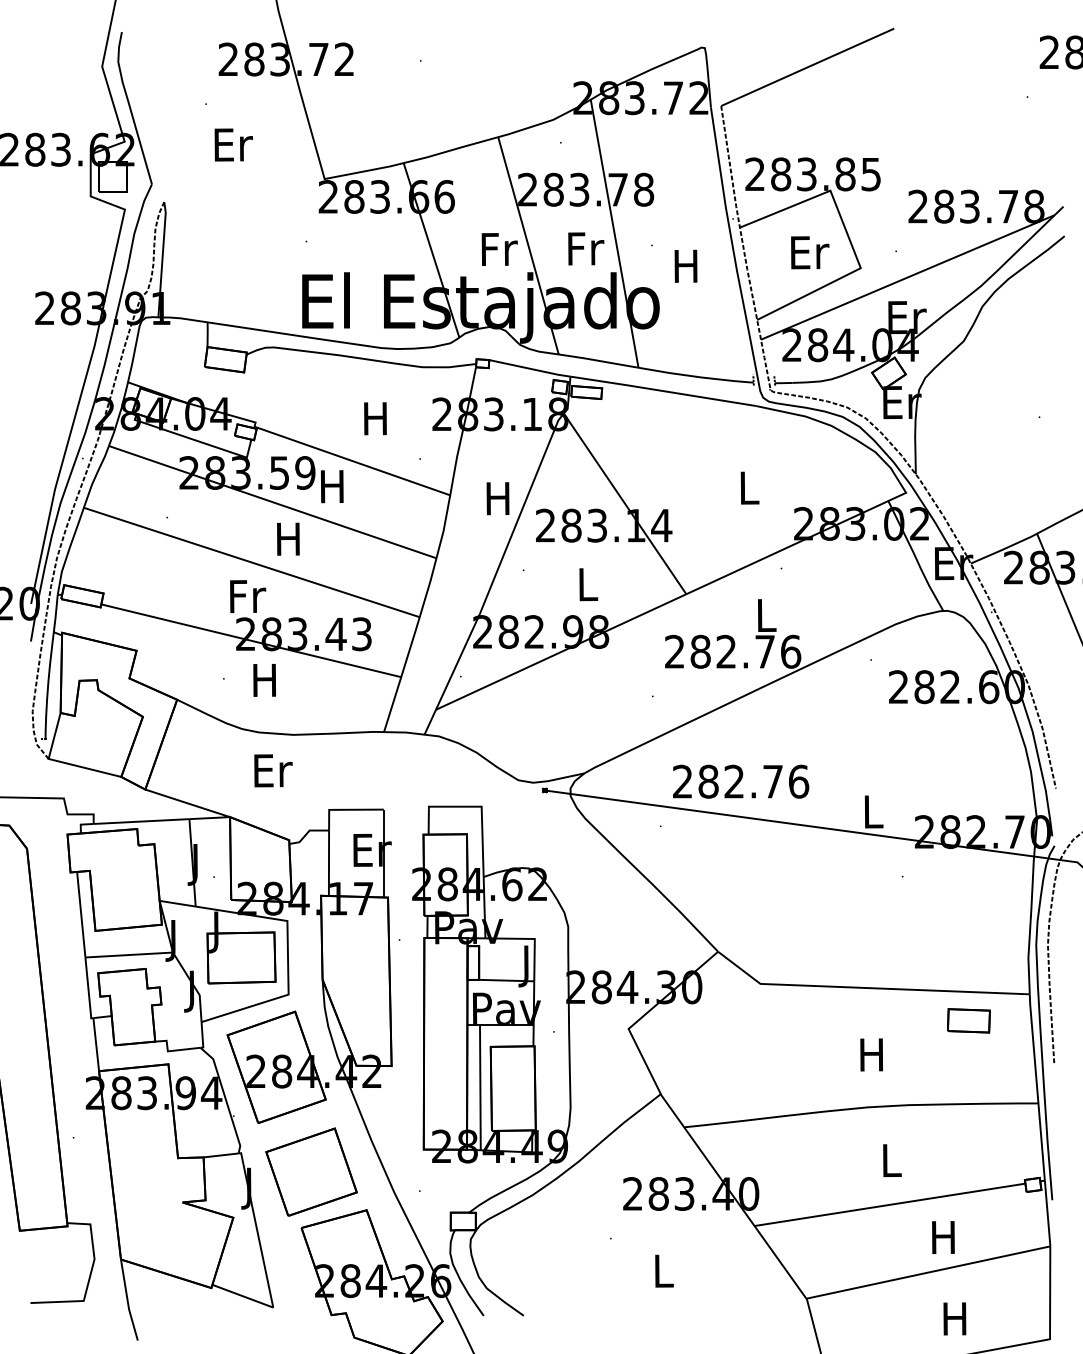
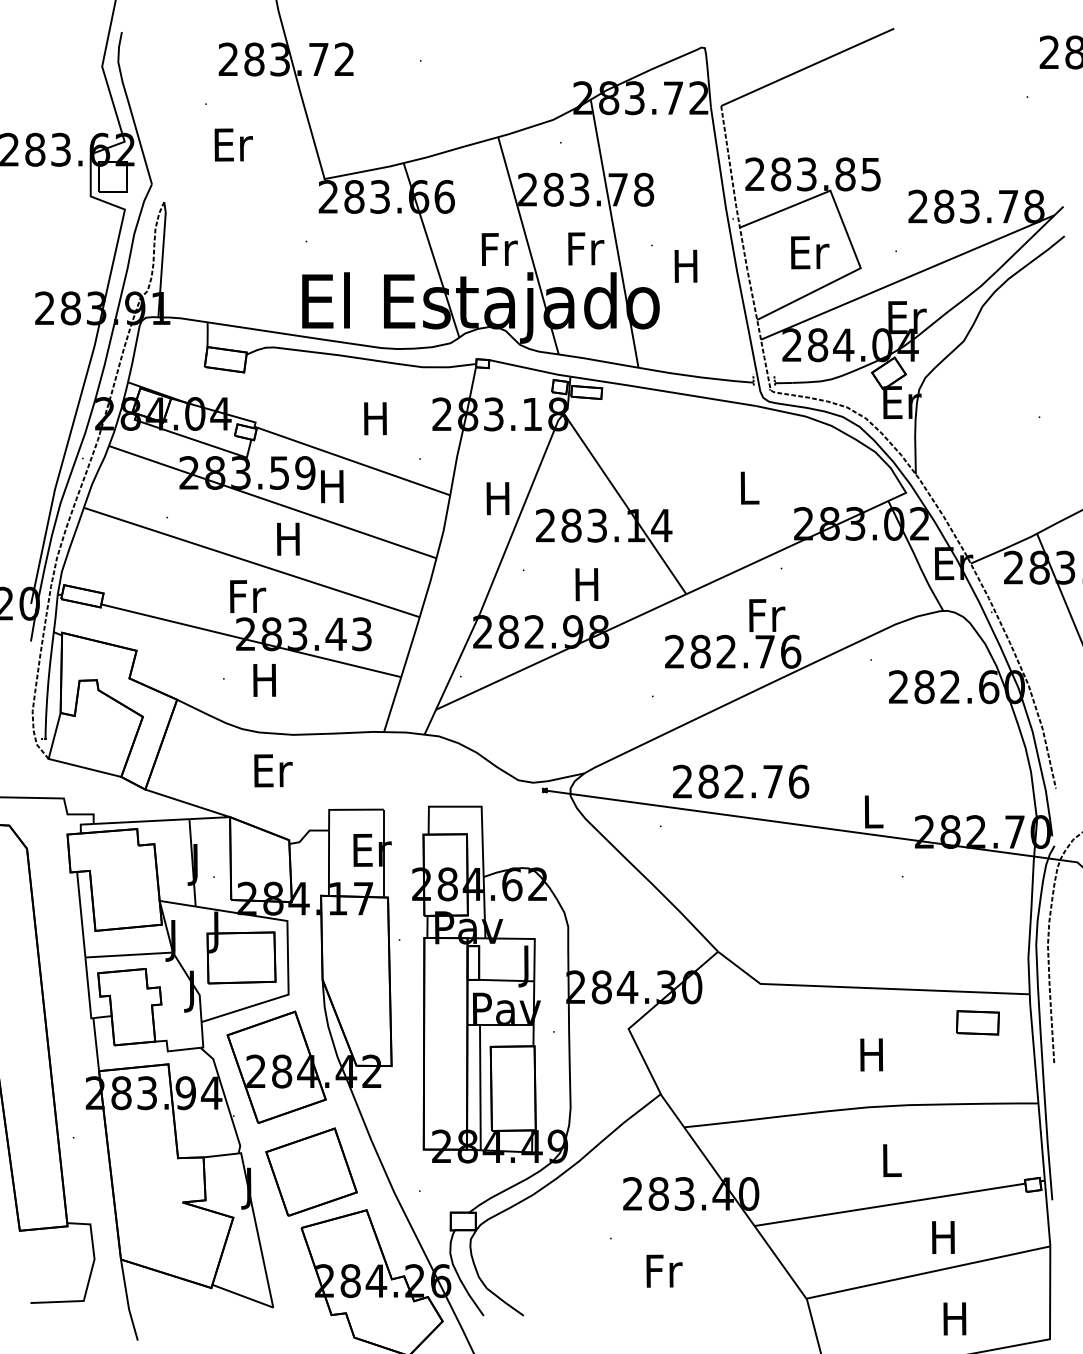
text: L -> H (586, 584)
text: L -> Fr (767, 615)
part position: (968, 1020) -> (977, 1022) (977, 1022)
text: L -> Fr (664, 1270)
